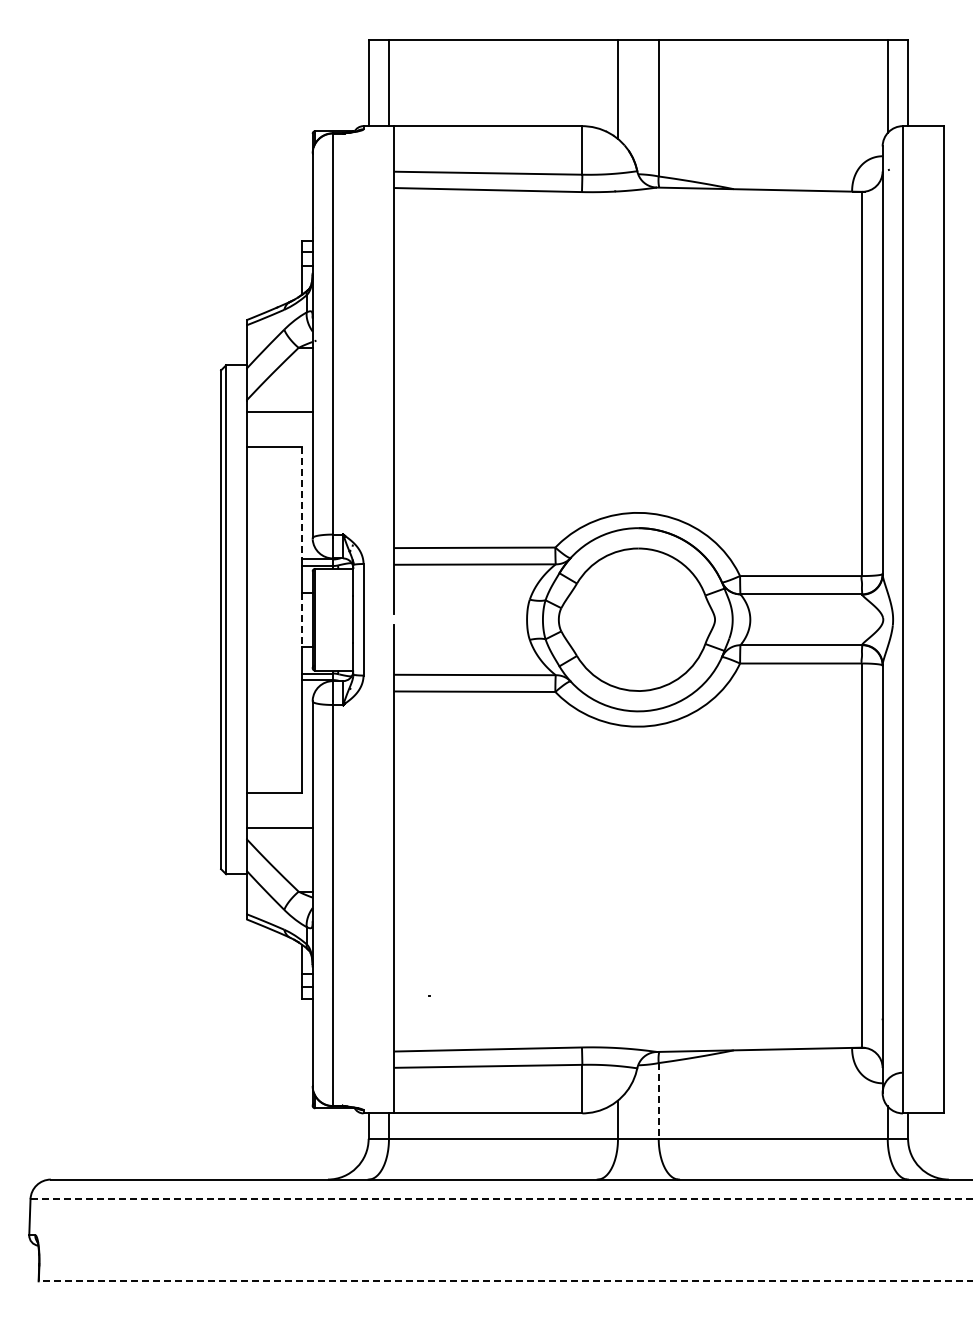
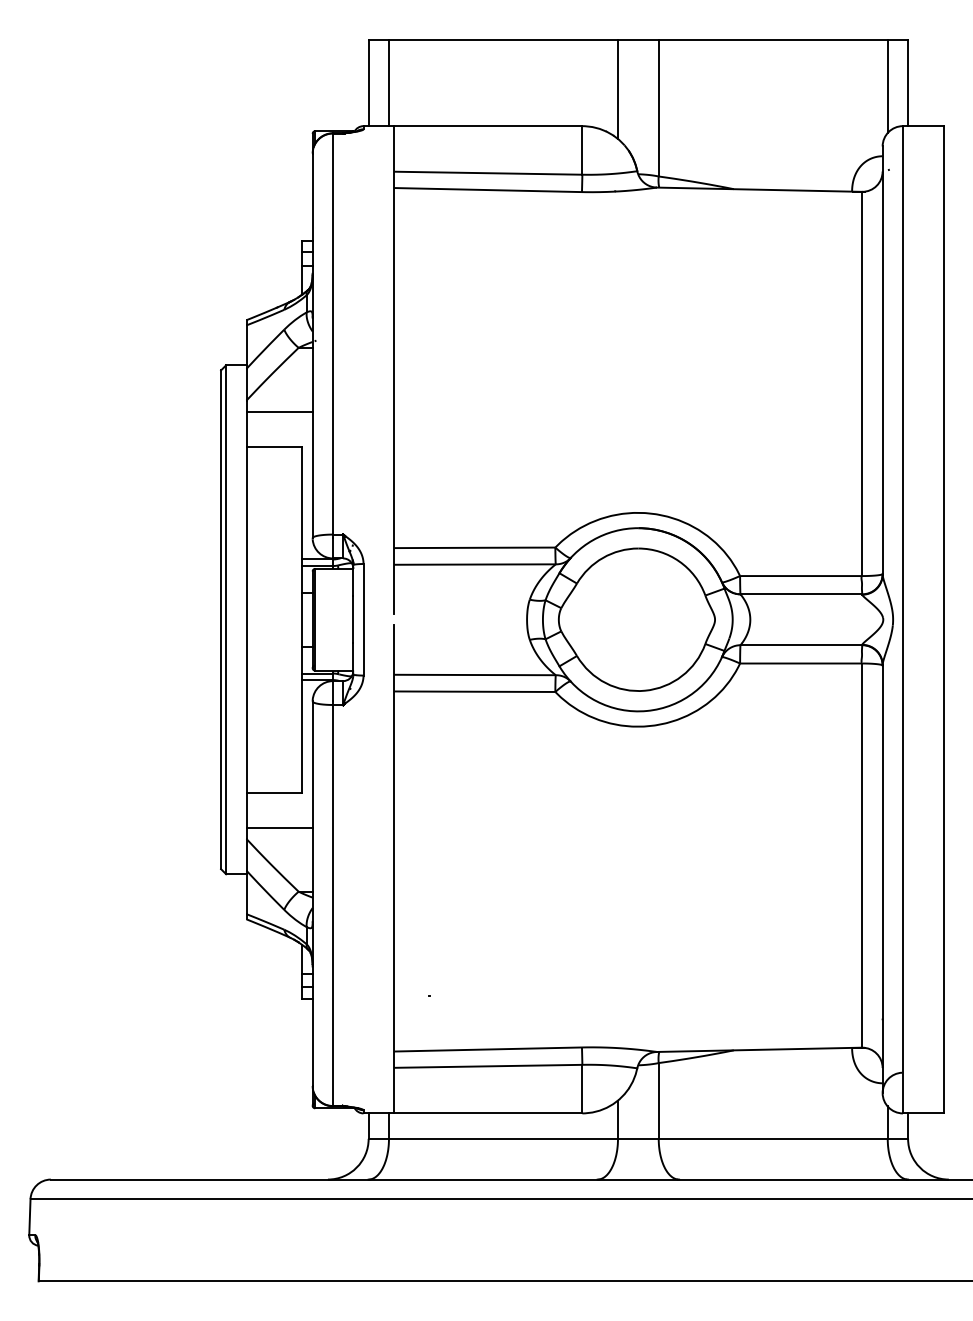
line: dashed -> solid (302, 503)
line: dashed -> solid (302, 620)
line: dashed -> solid (658, 1100)
line: dashed -> solid (501, 1199)
line: dashed -> solid (505, 1281)
